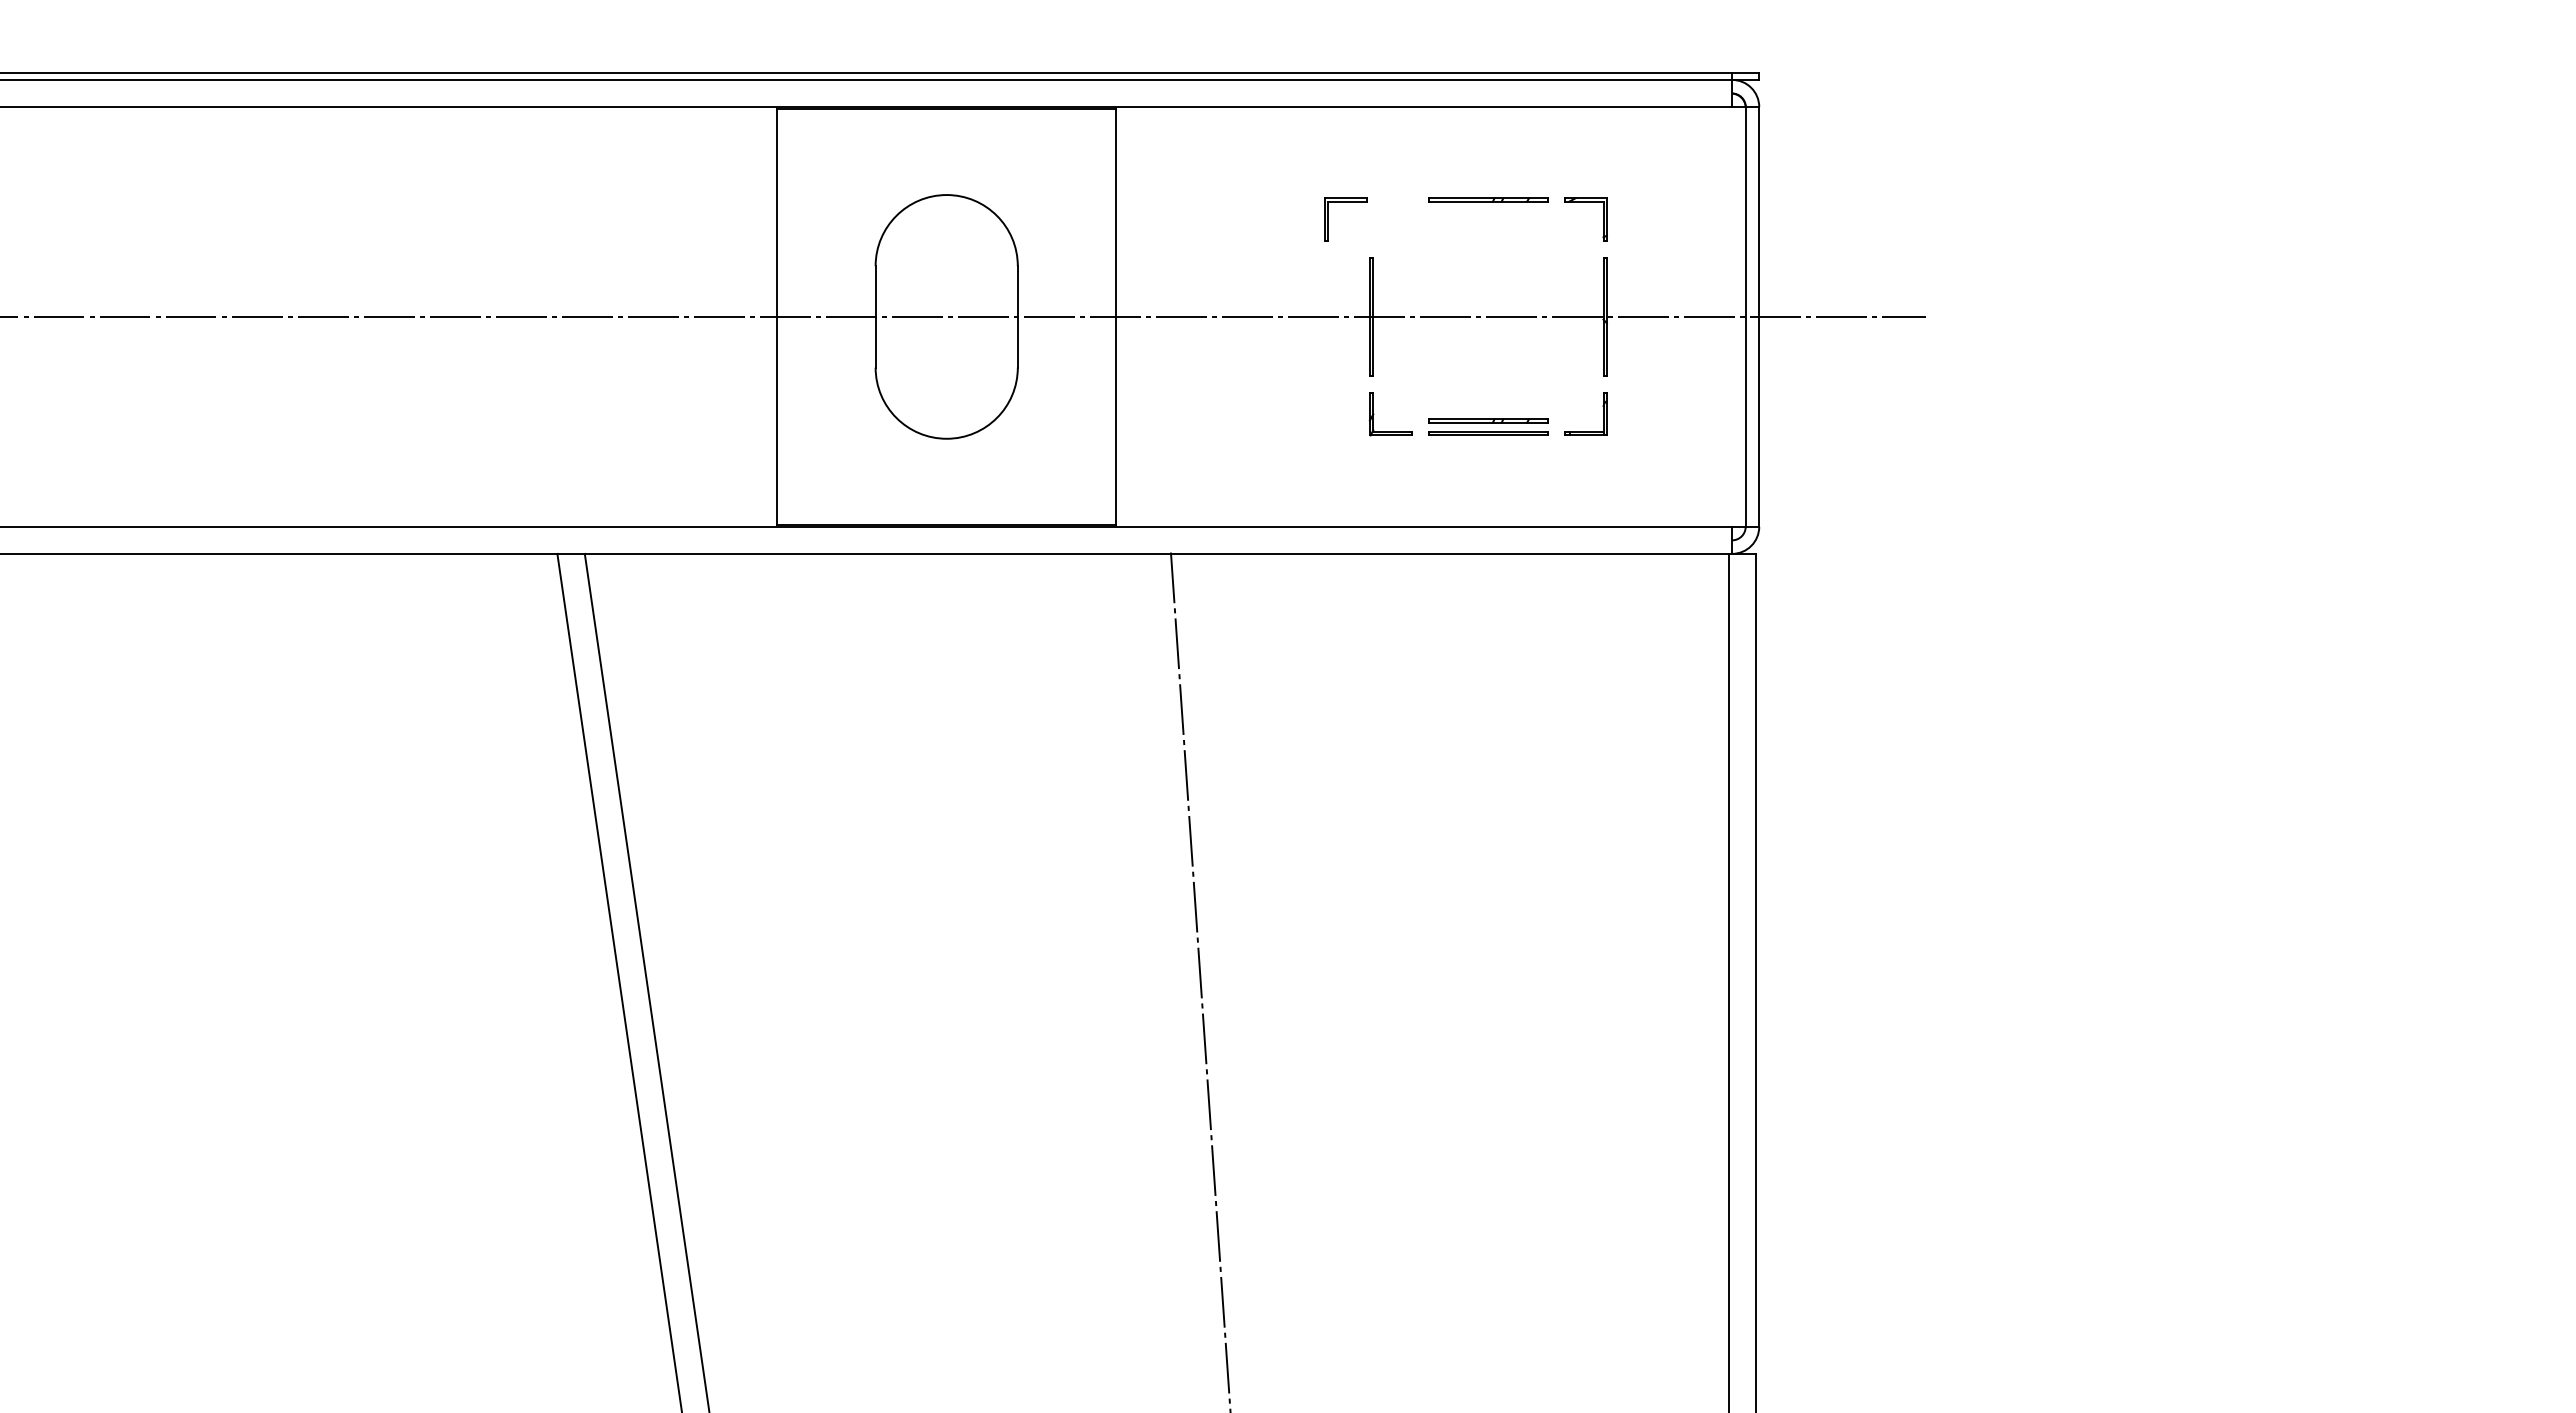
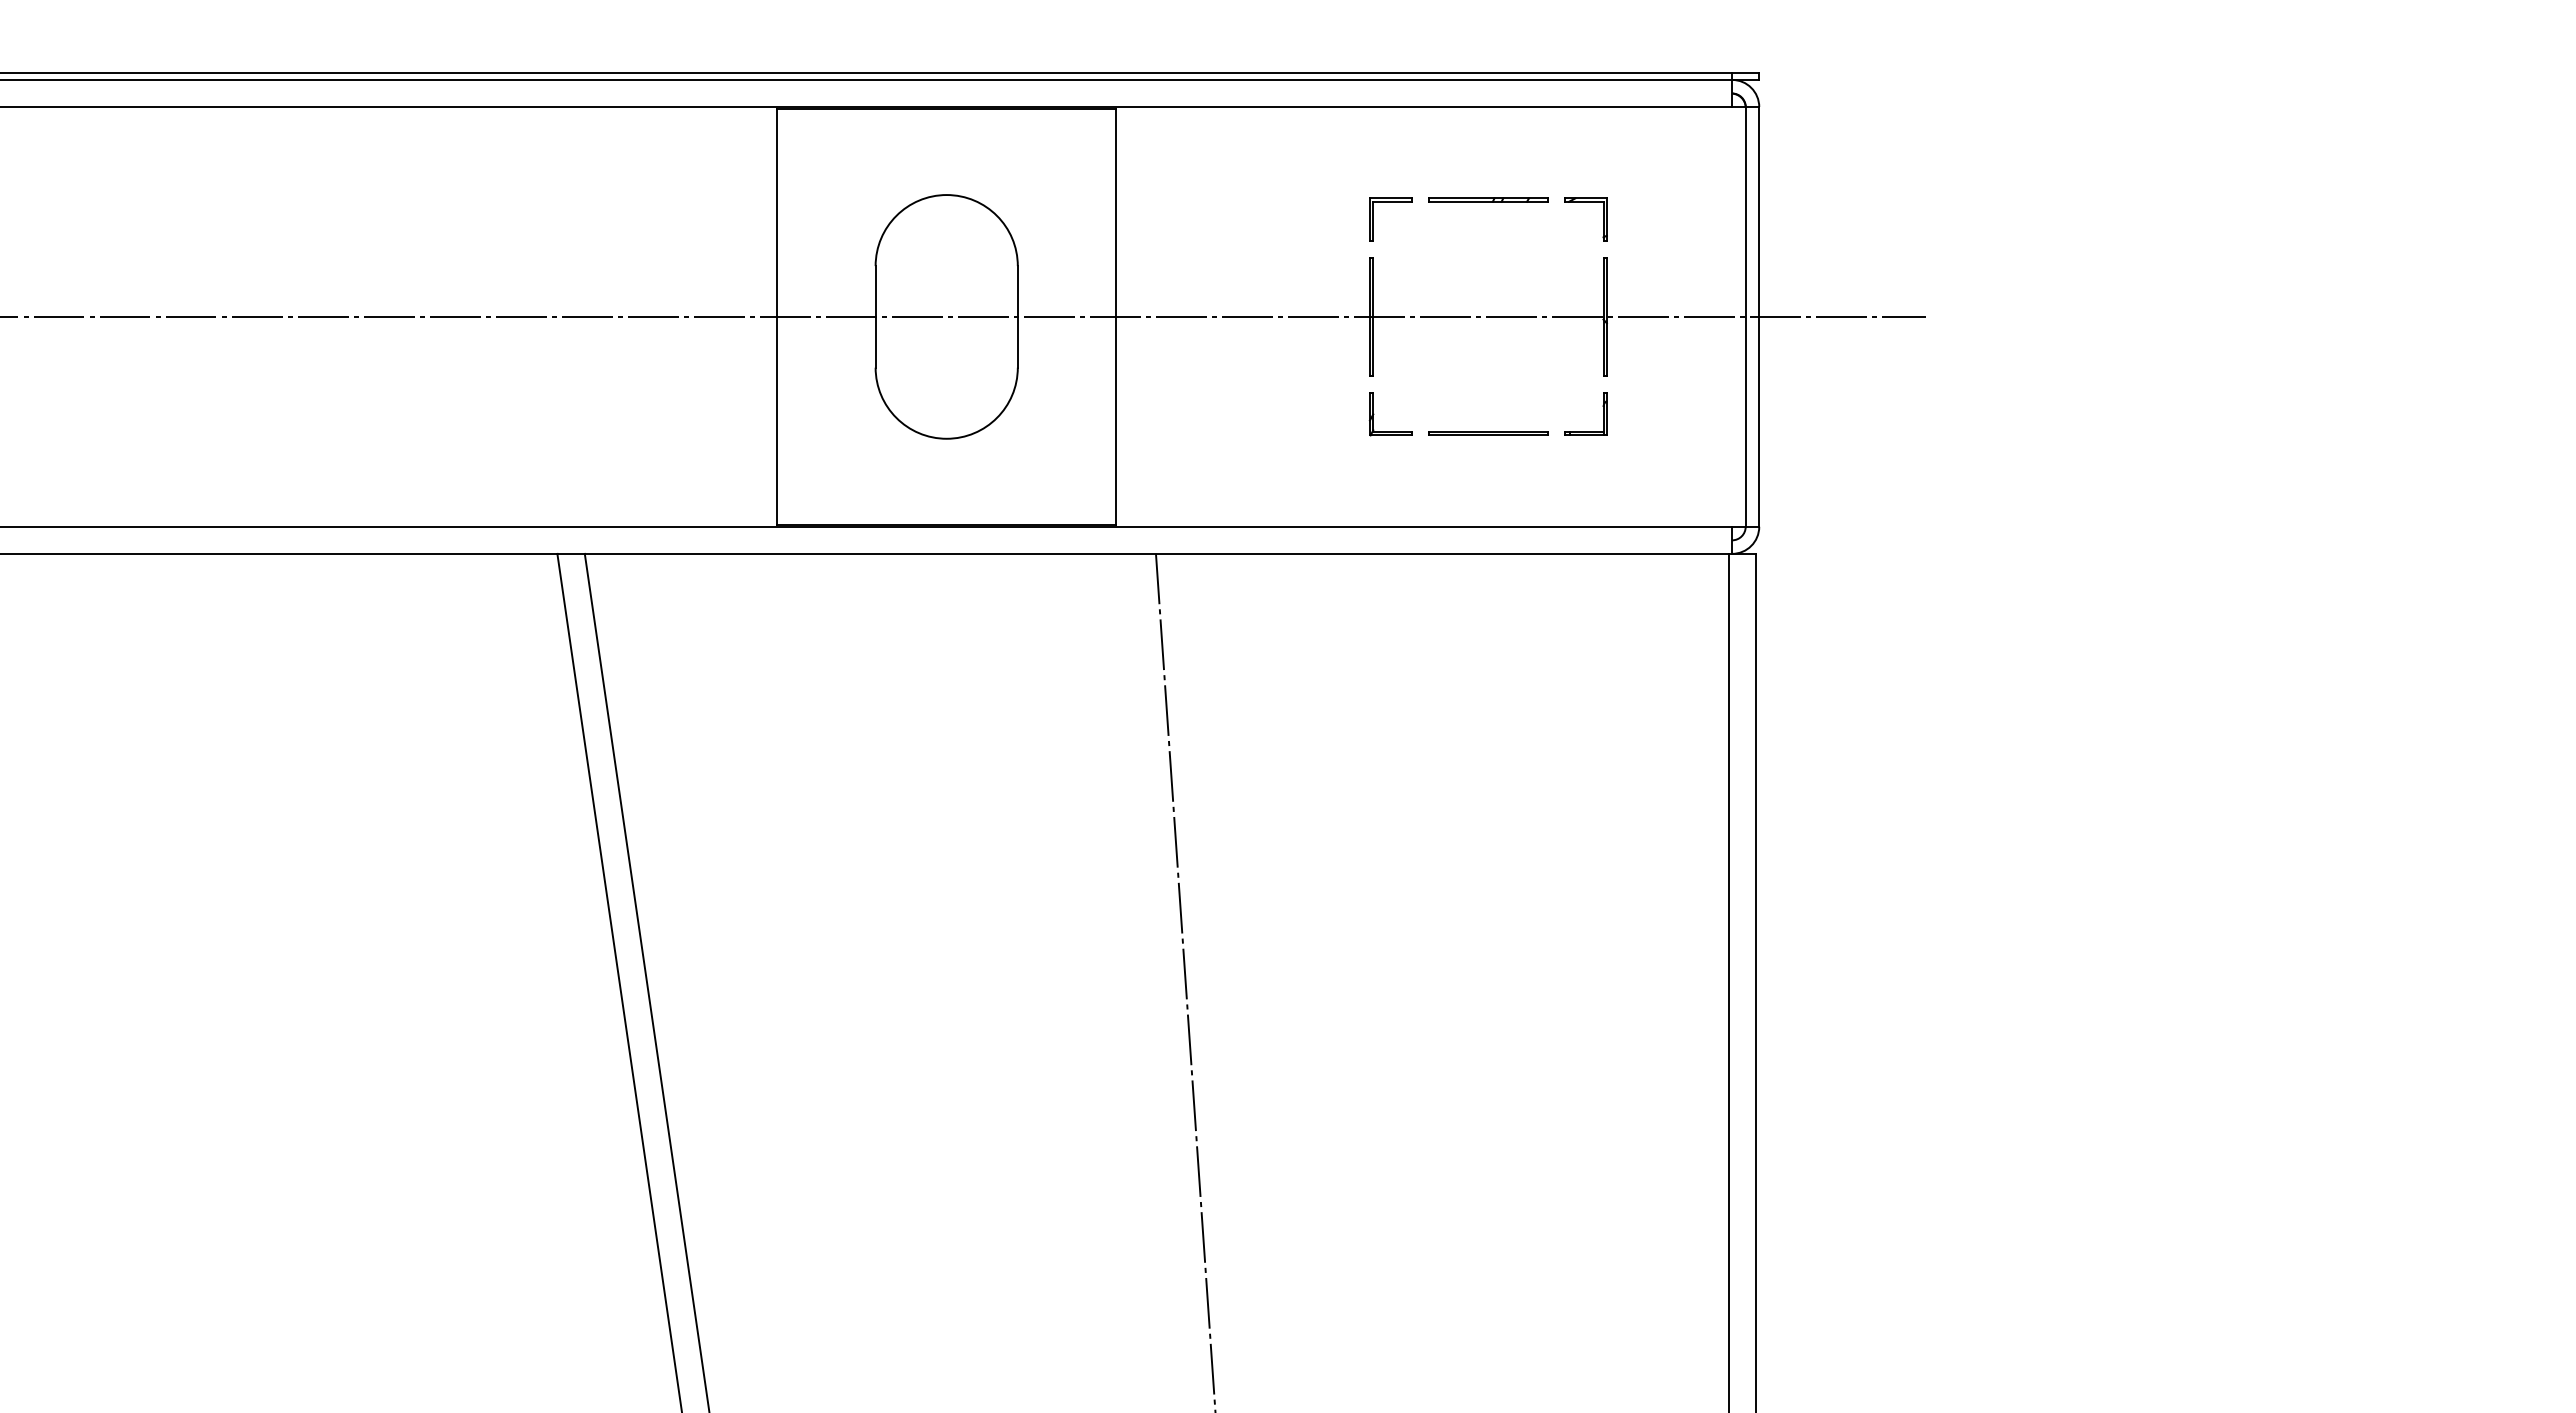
part position: (1345, 202) -> (1390, 202) (1390, 202)
part: present -> none (1488, 420)
line position: (1200, 980) -> (1185, 981) (1185, 981)
